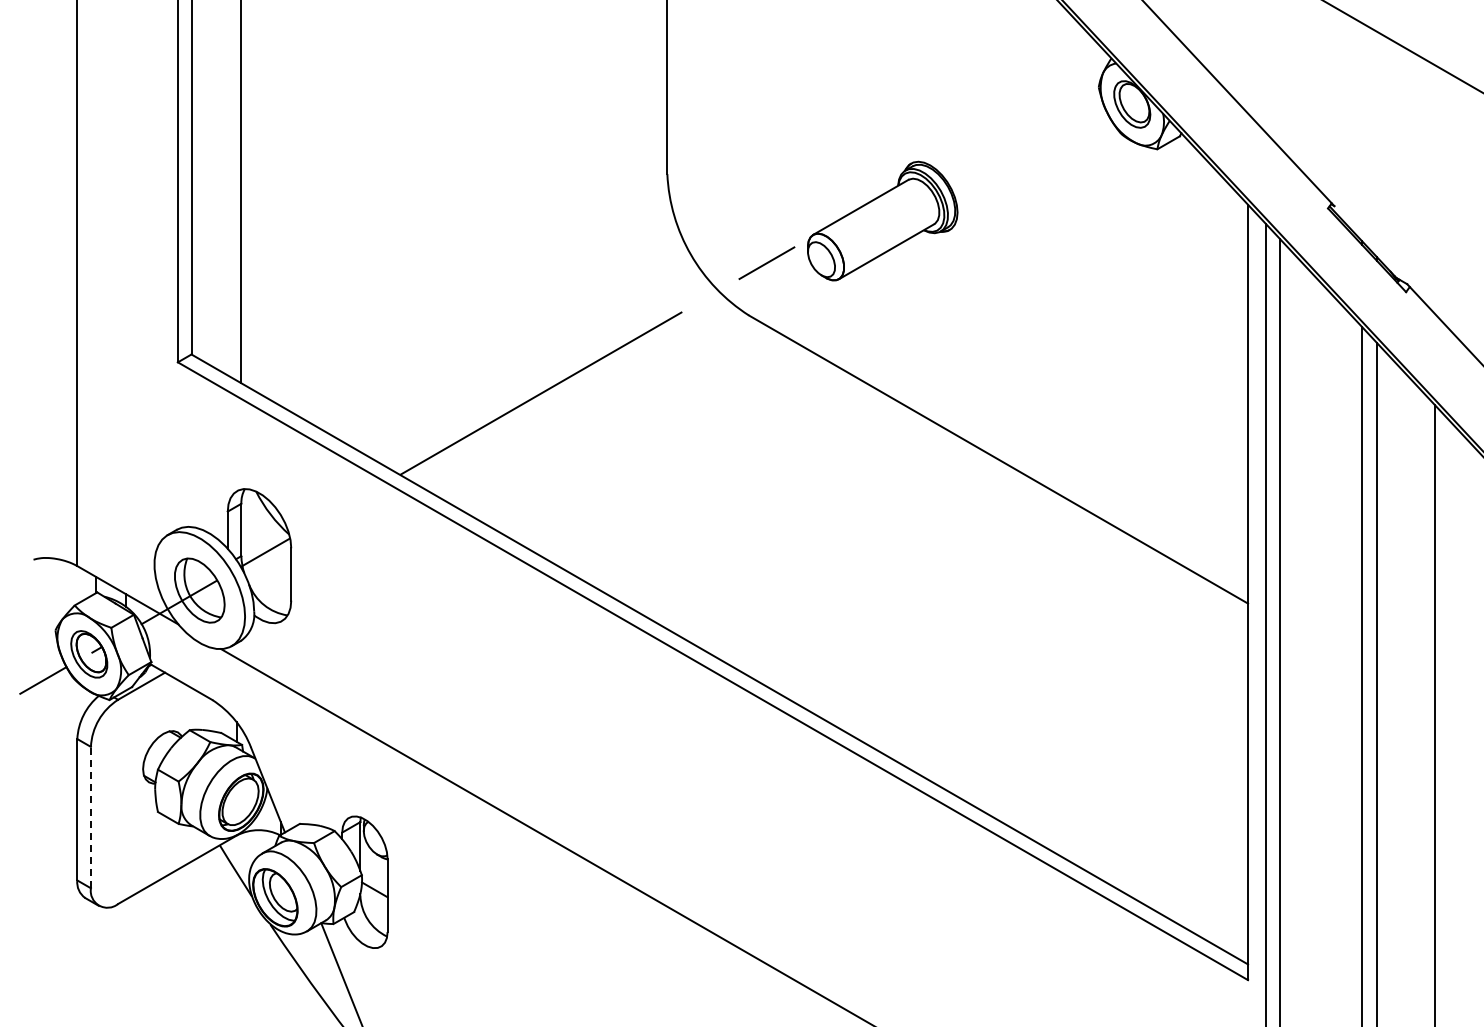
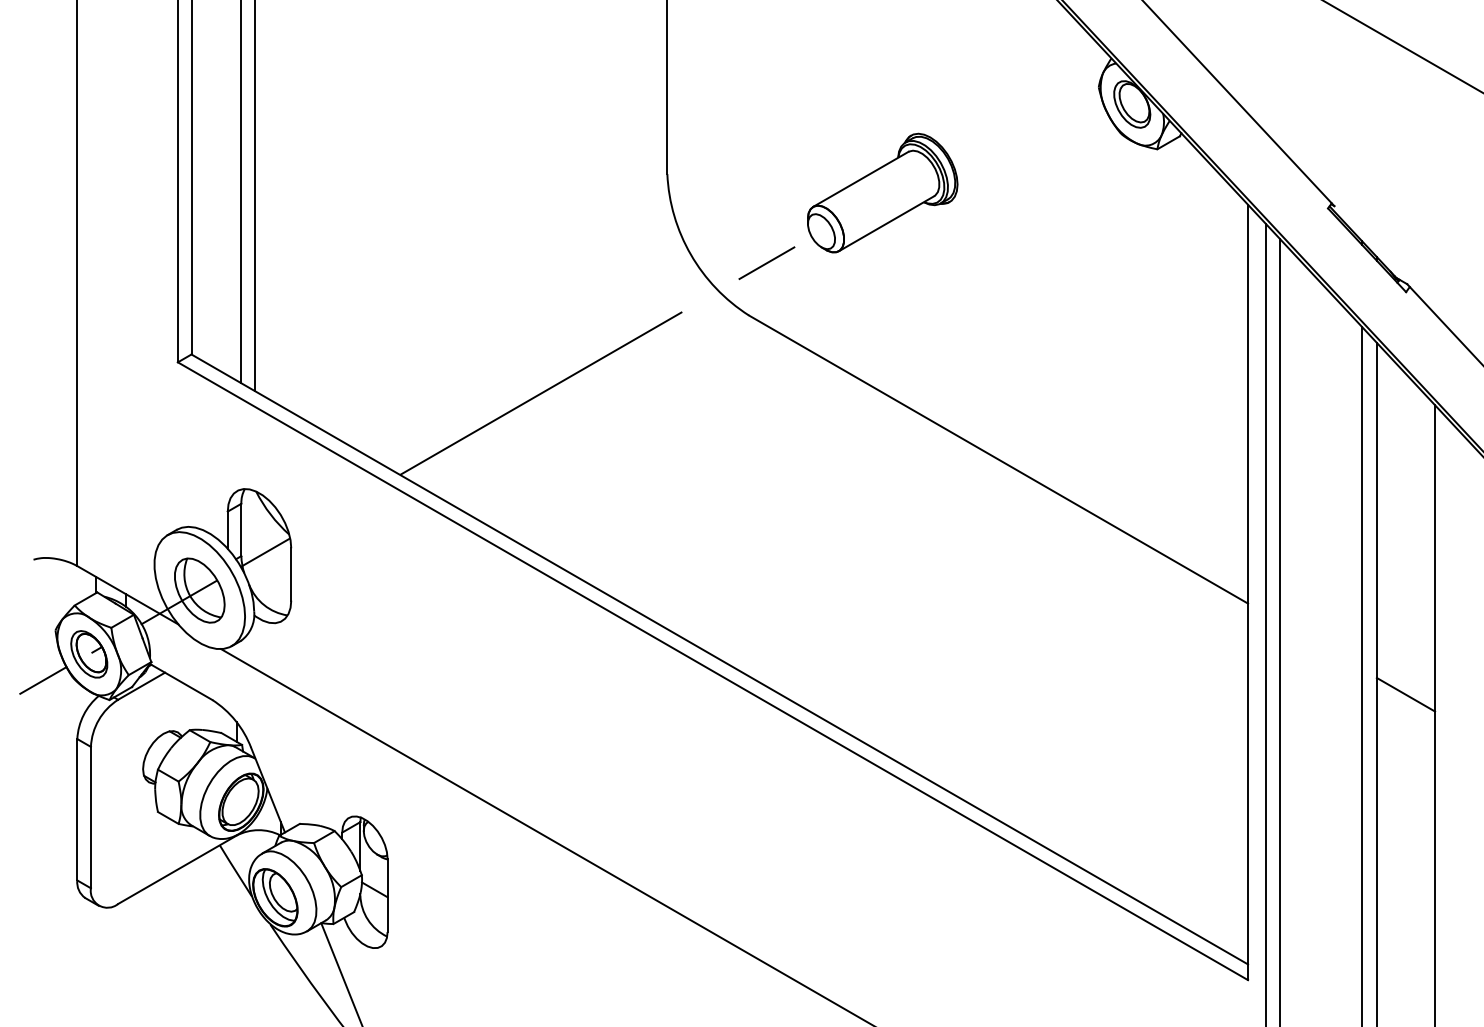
line: none -> present (254, 196)
part position: (882, 220) -> (882, 192) (882, 192)
line: none -> present (1405, 694)
line: dashed -> solid (90, 817)
